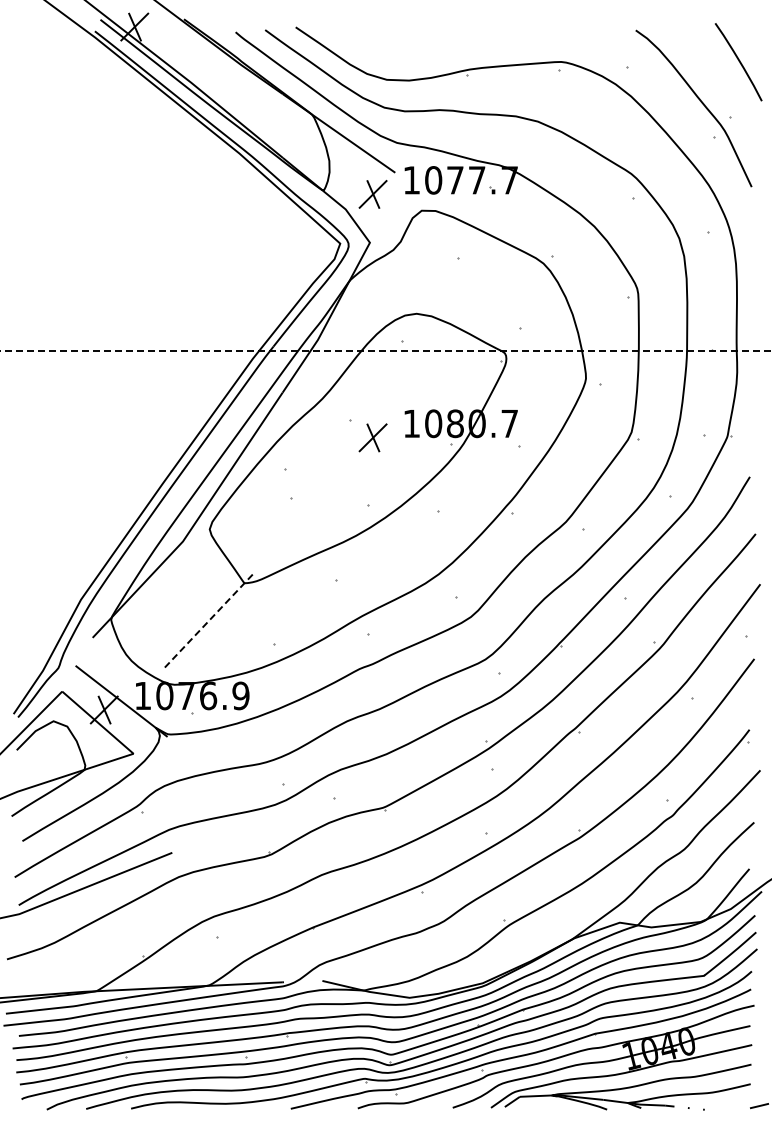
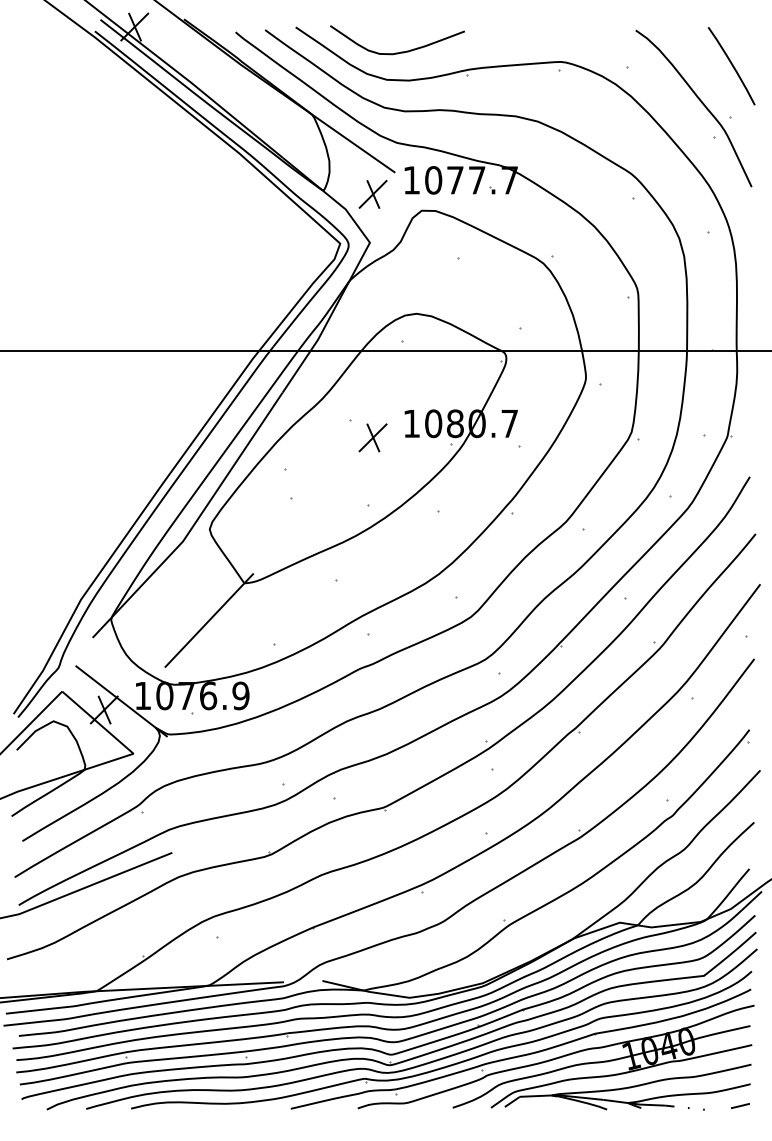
curve: none -> present (400, 51)
curve position: (738, 61) -> (731, 65) (731, 65)
line: dashed -> solid (385, 351)
line: dashed -> solid (209, 620)
line position: (759, 1106) -> (740, 1106) (740, 1106)
